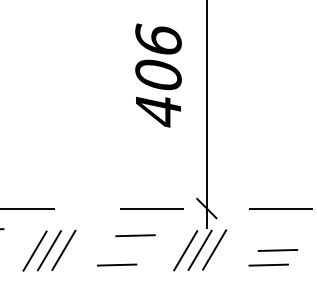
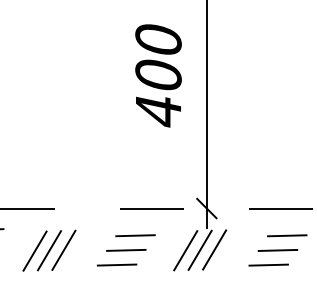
text: 406 -> 400 (158, 38)
line: none -> present (286, 235)
line: none -> present (126, 249)
